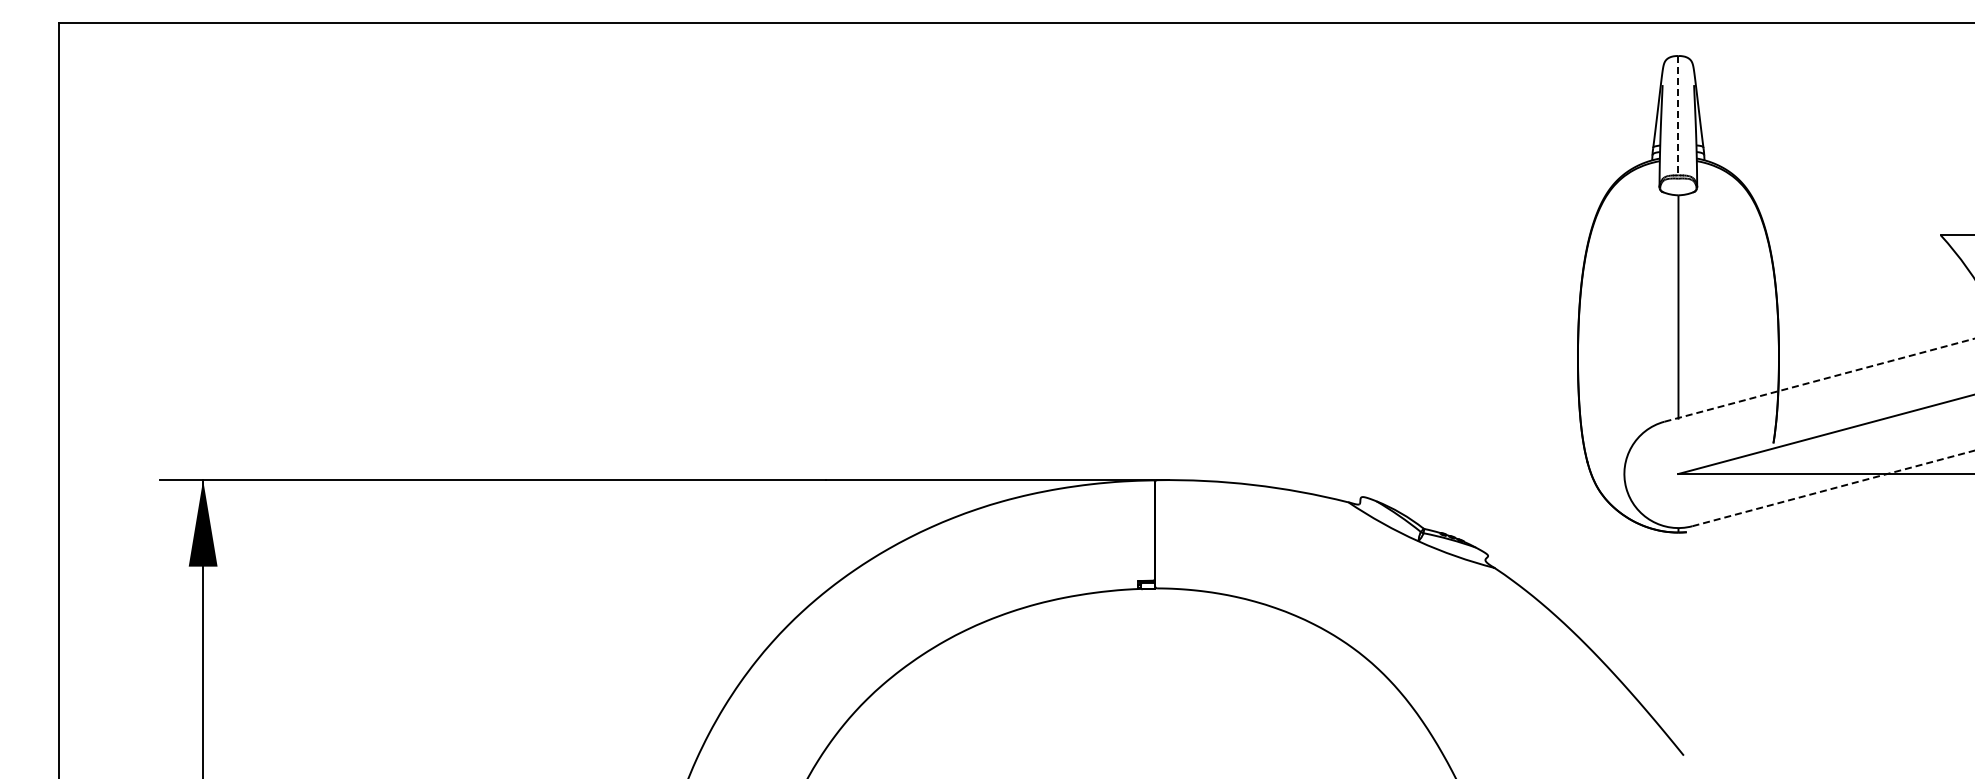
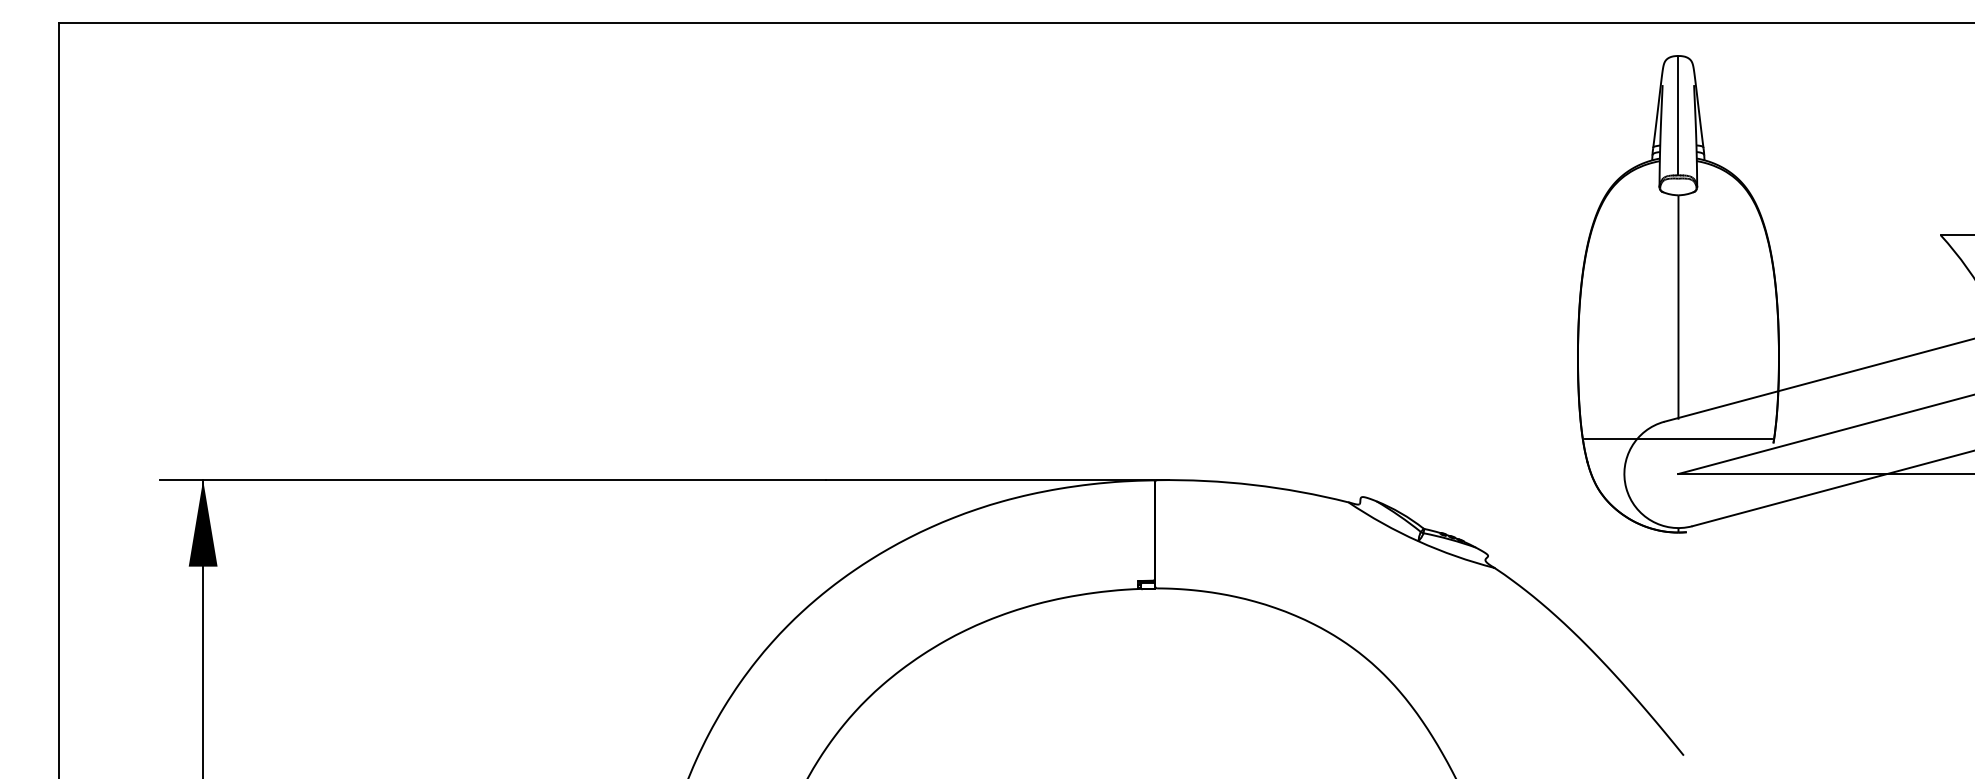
line: dashed -> solid (1678, 115)
line: dashed -> solid (1819, 380)
line: none -> present (1678, 438)
line: dashed -> solid (1833, 488)
